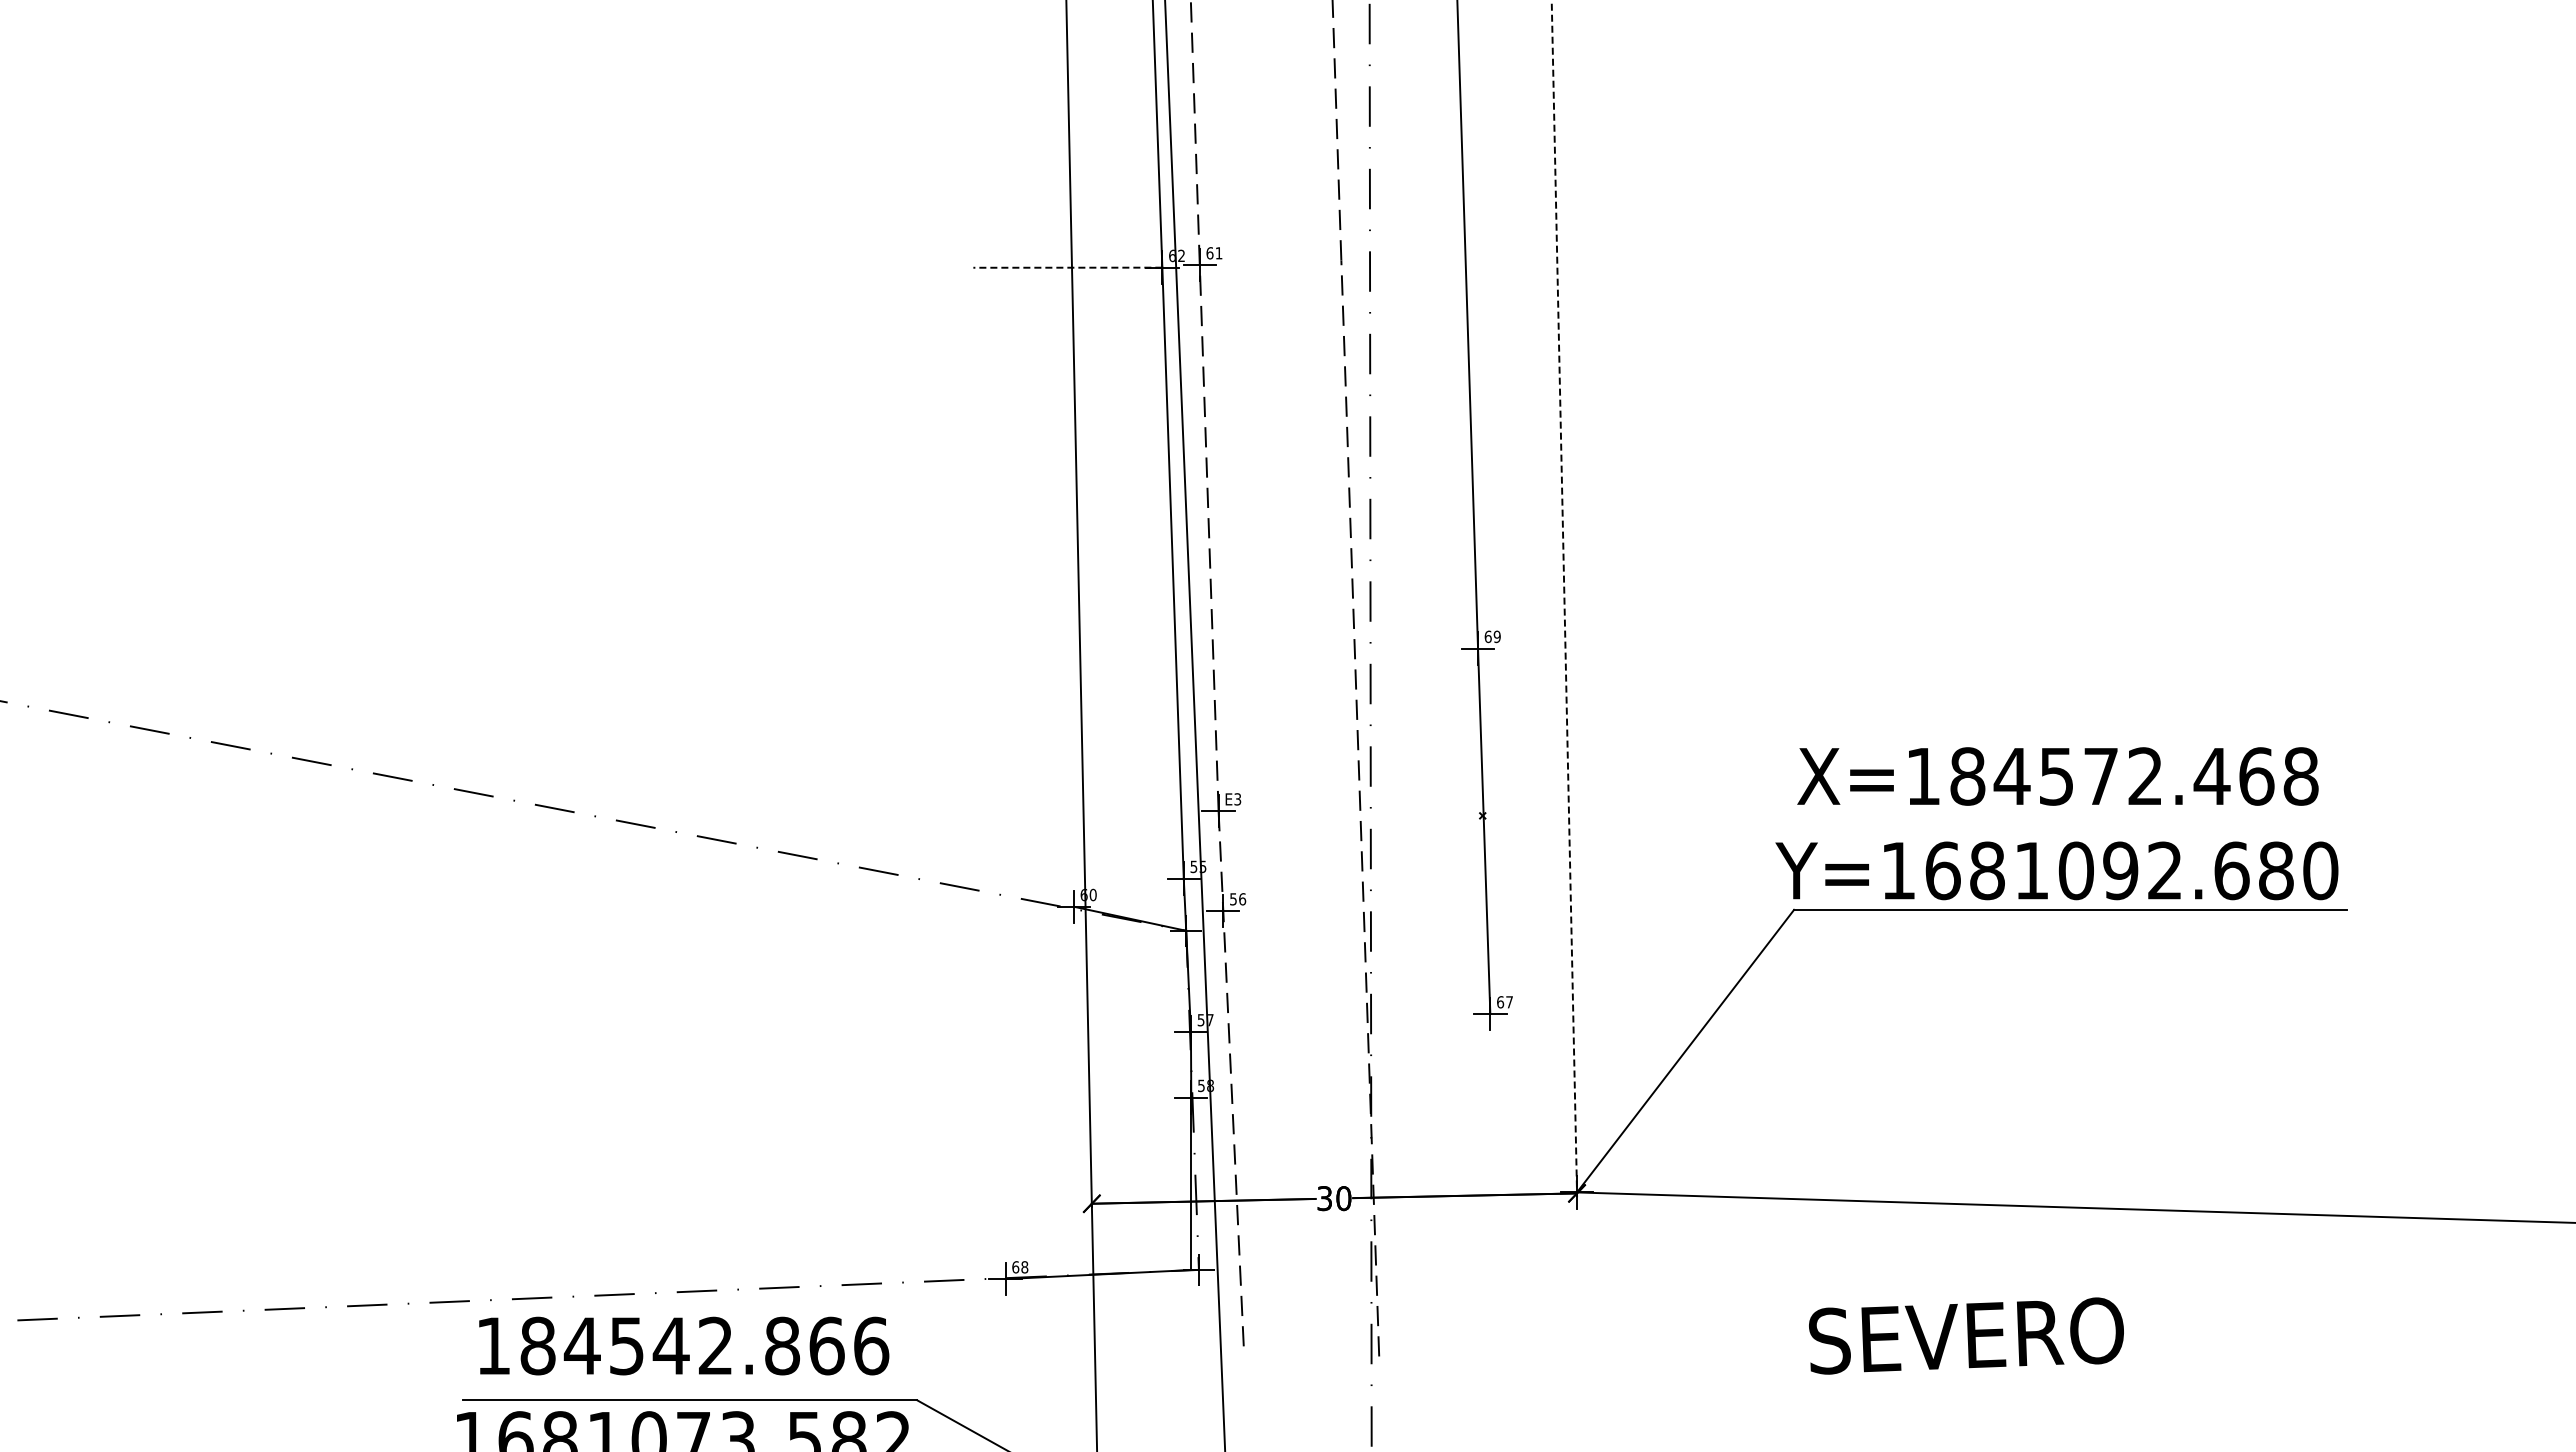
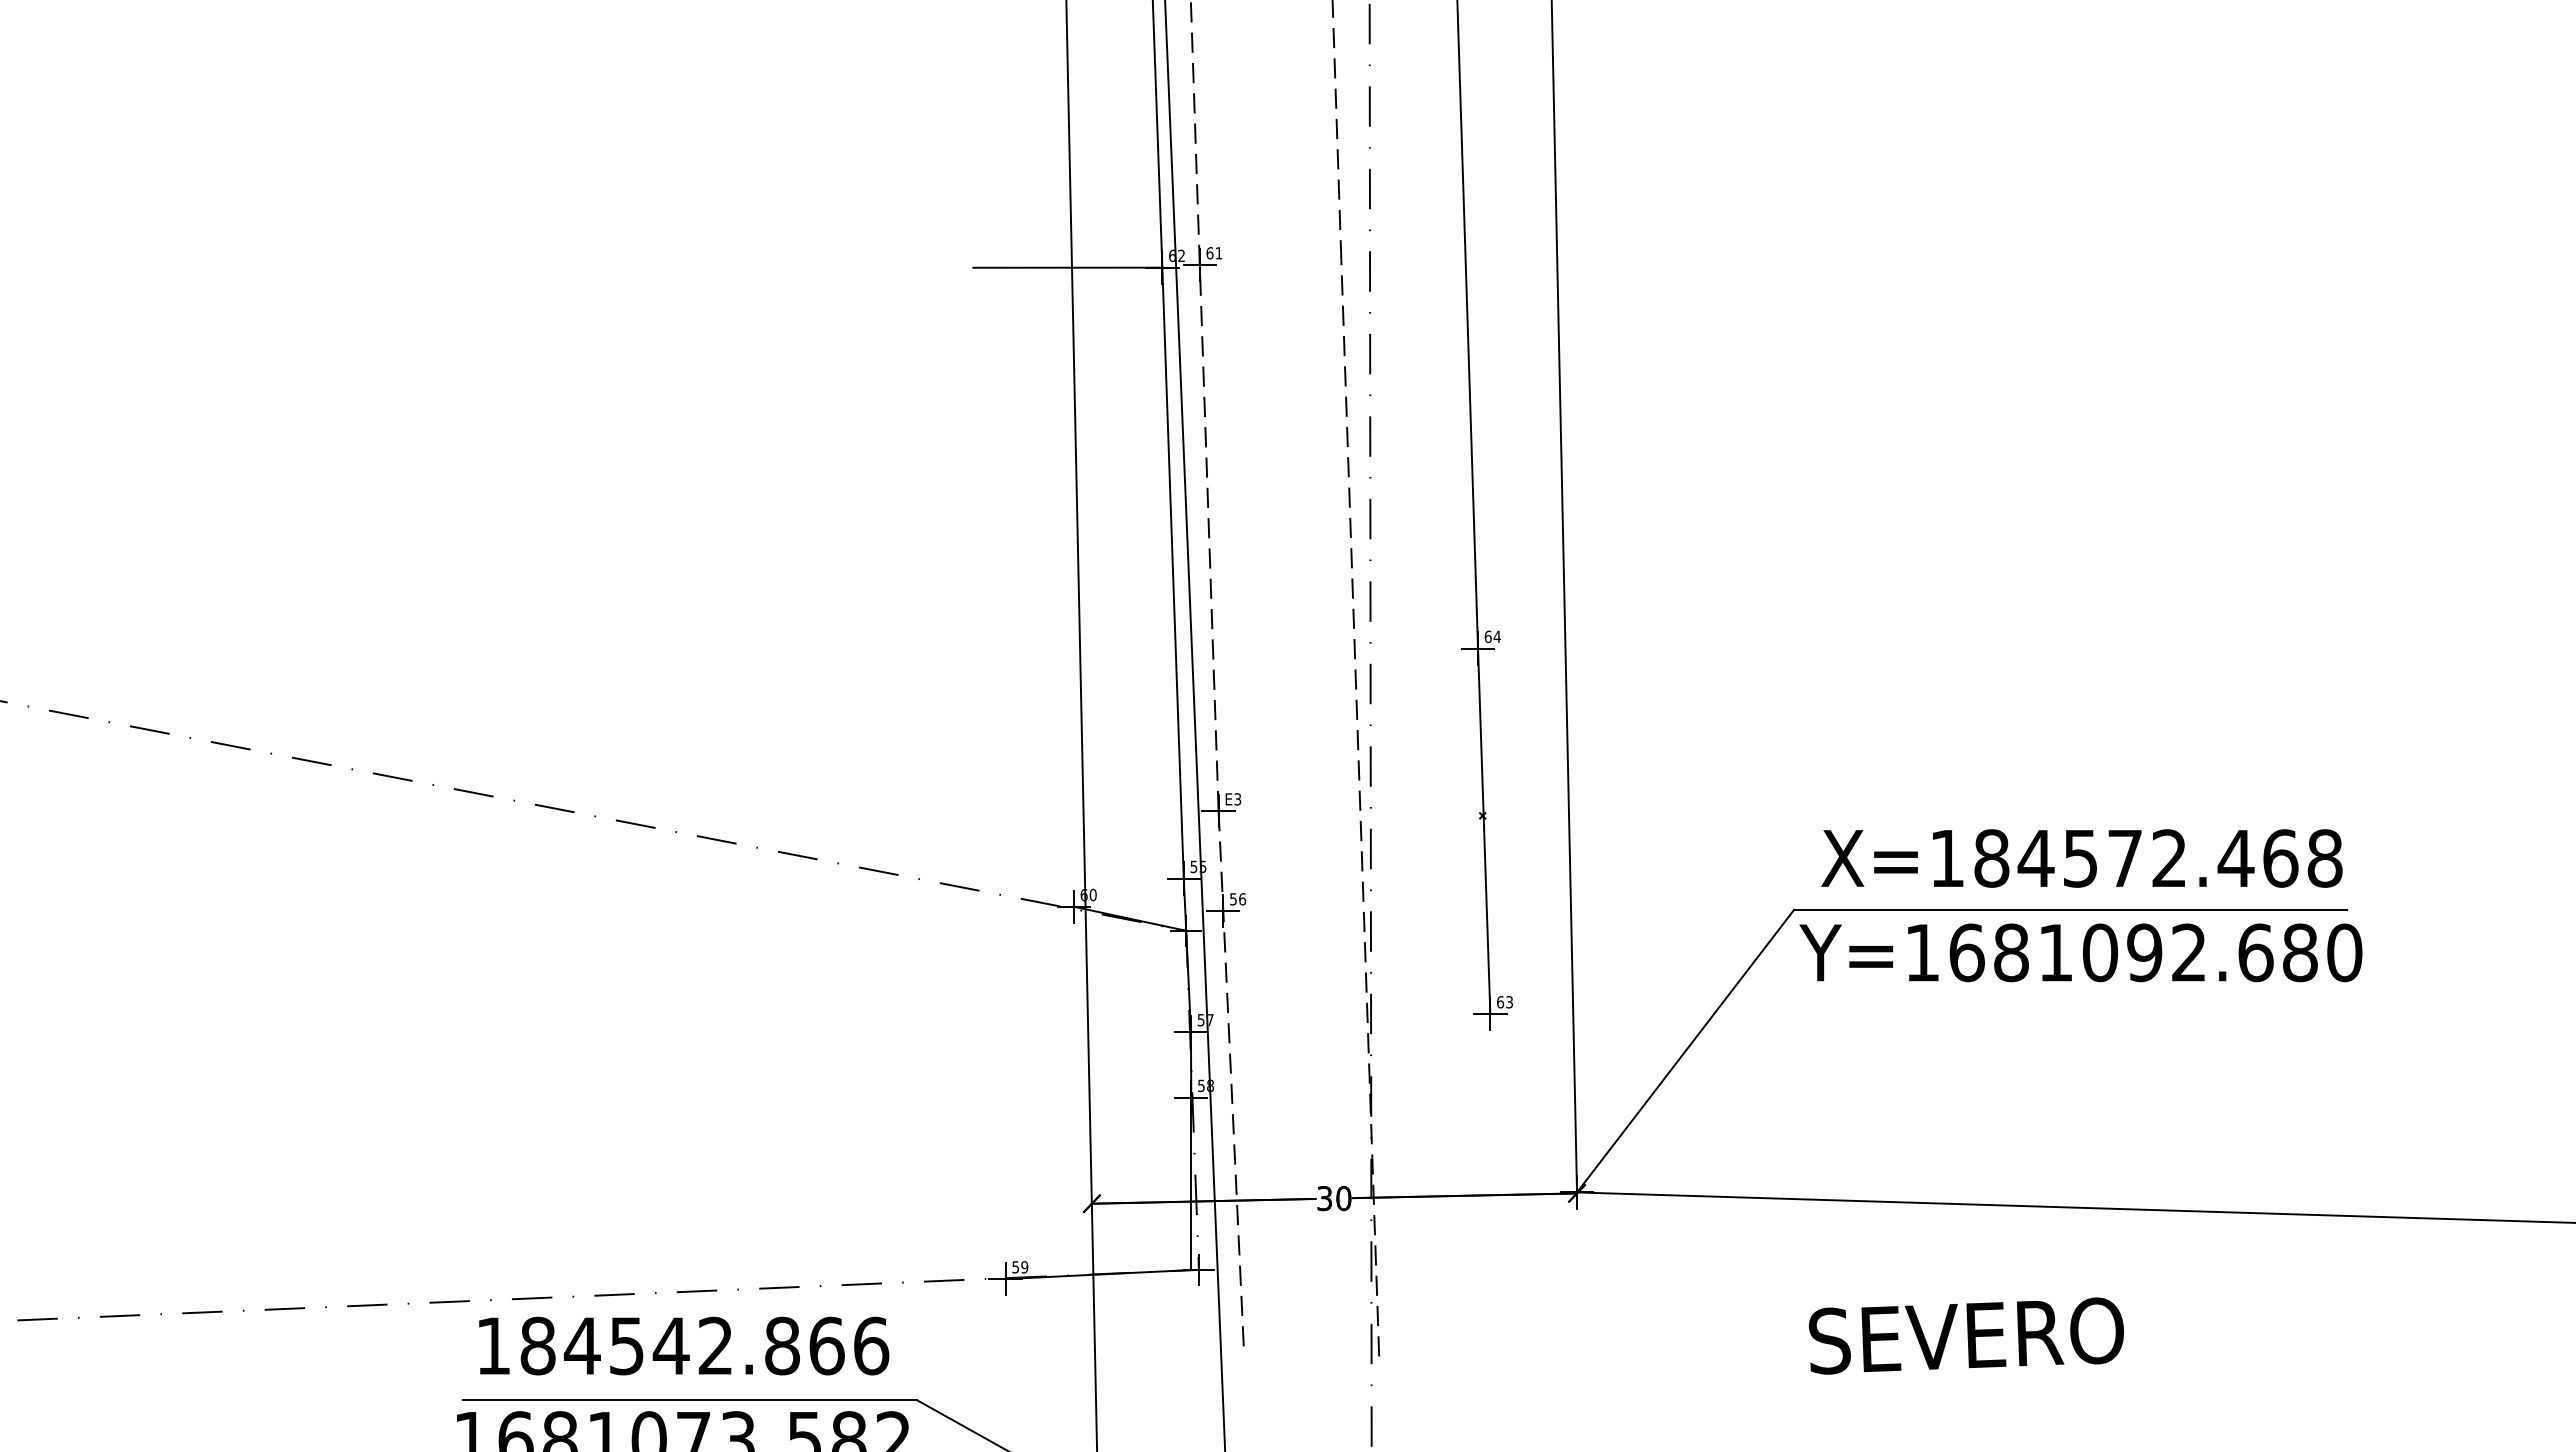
line: dashed -> solid (1067, 267)
line: dashed -> solid (1564, 596)
text: 69 -> 64 (1496, 636)
text position: (2056, 823) -> (2080, 905) (2080, 905)
text: 67 -> 63 (1509, 1002)
text: 68 -> 59 (1020, 1267)
